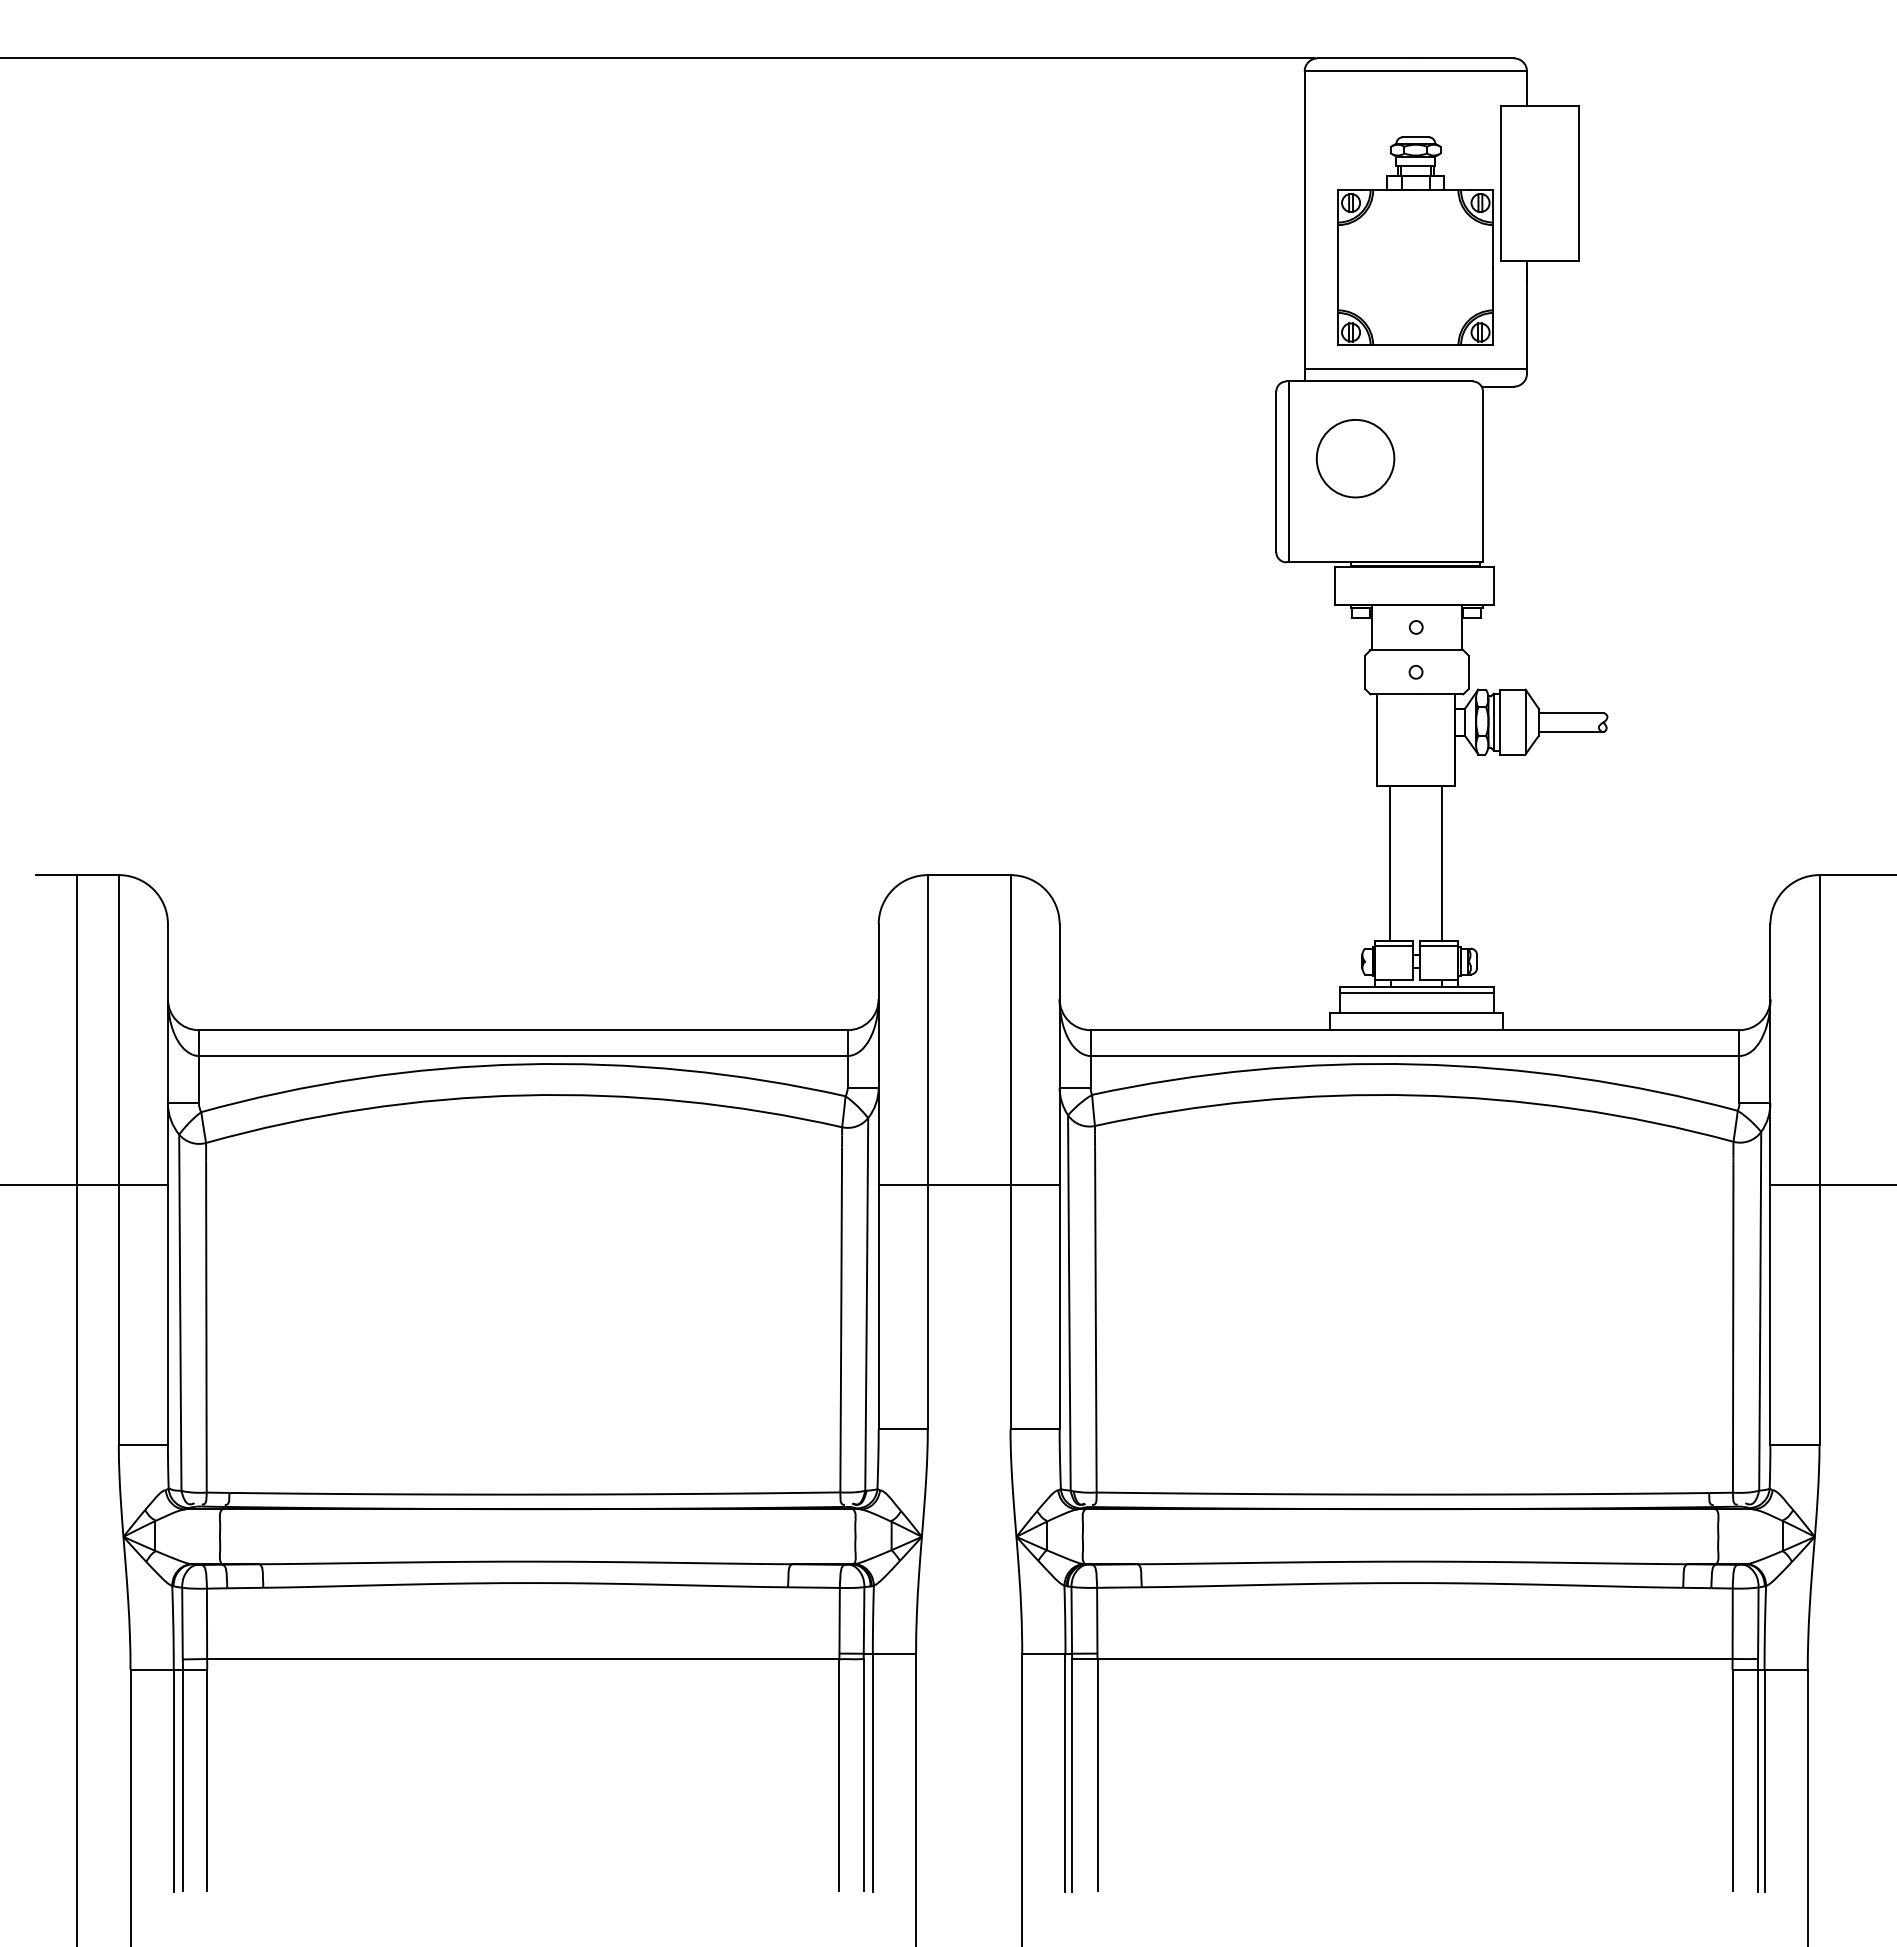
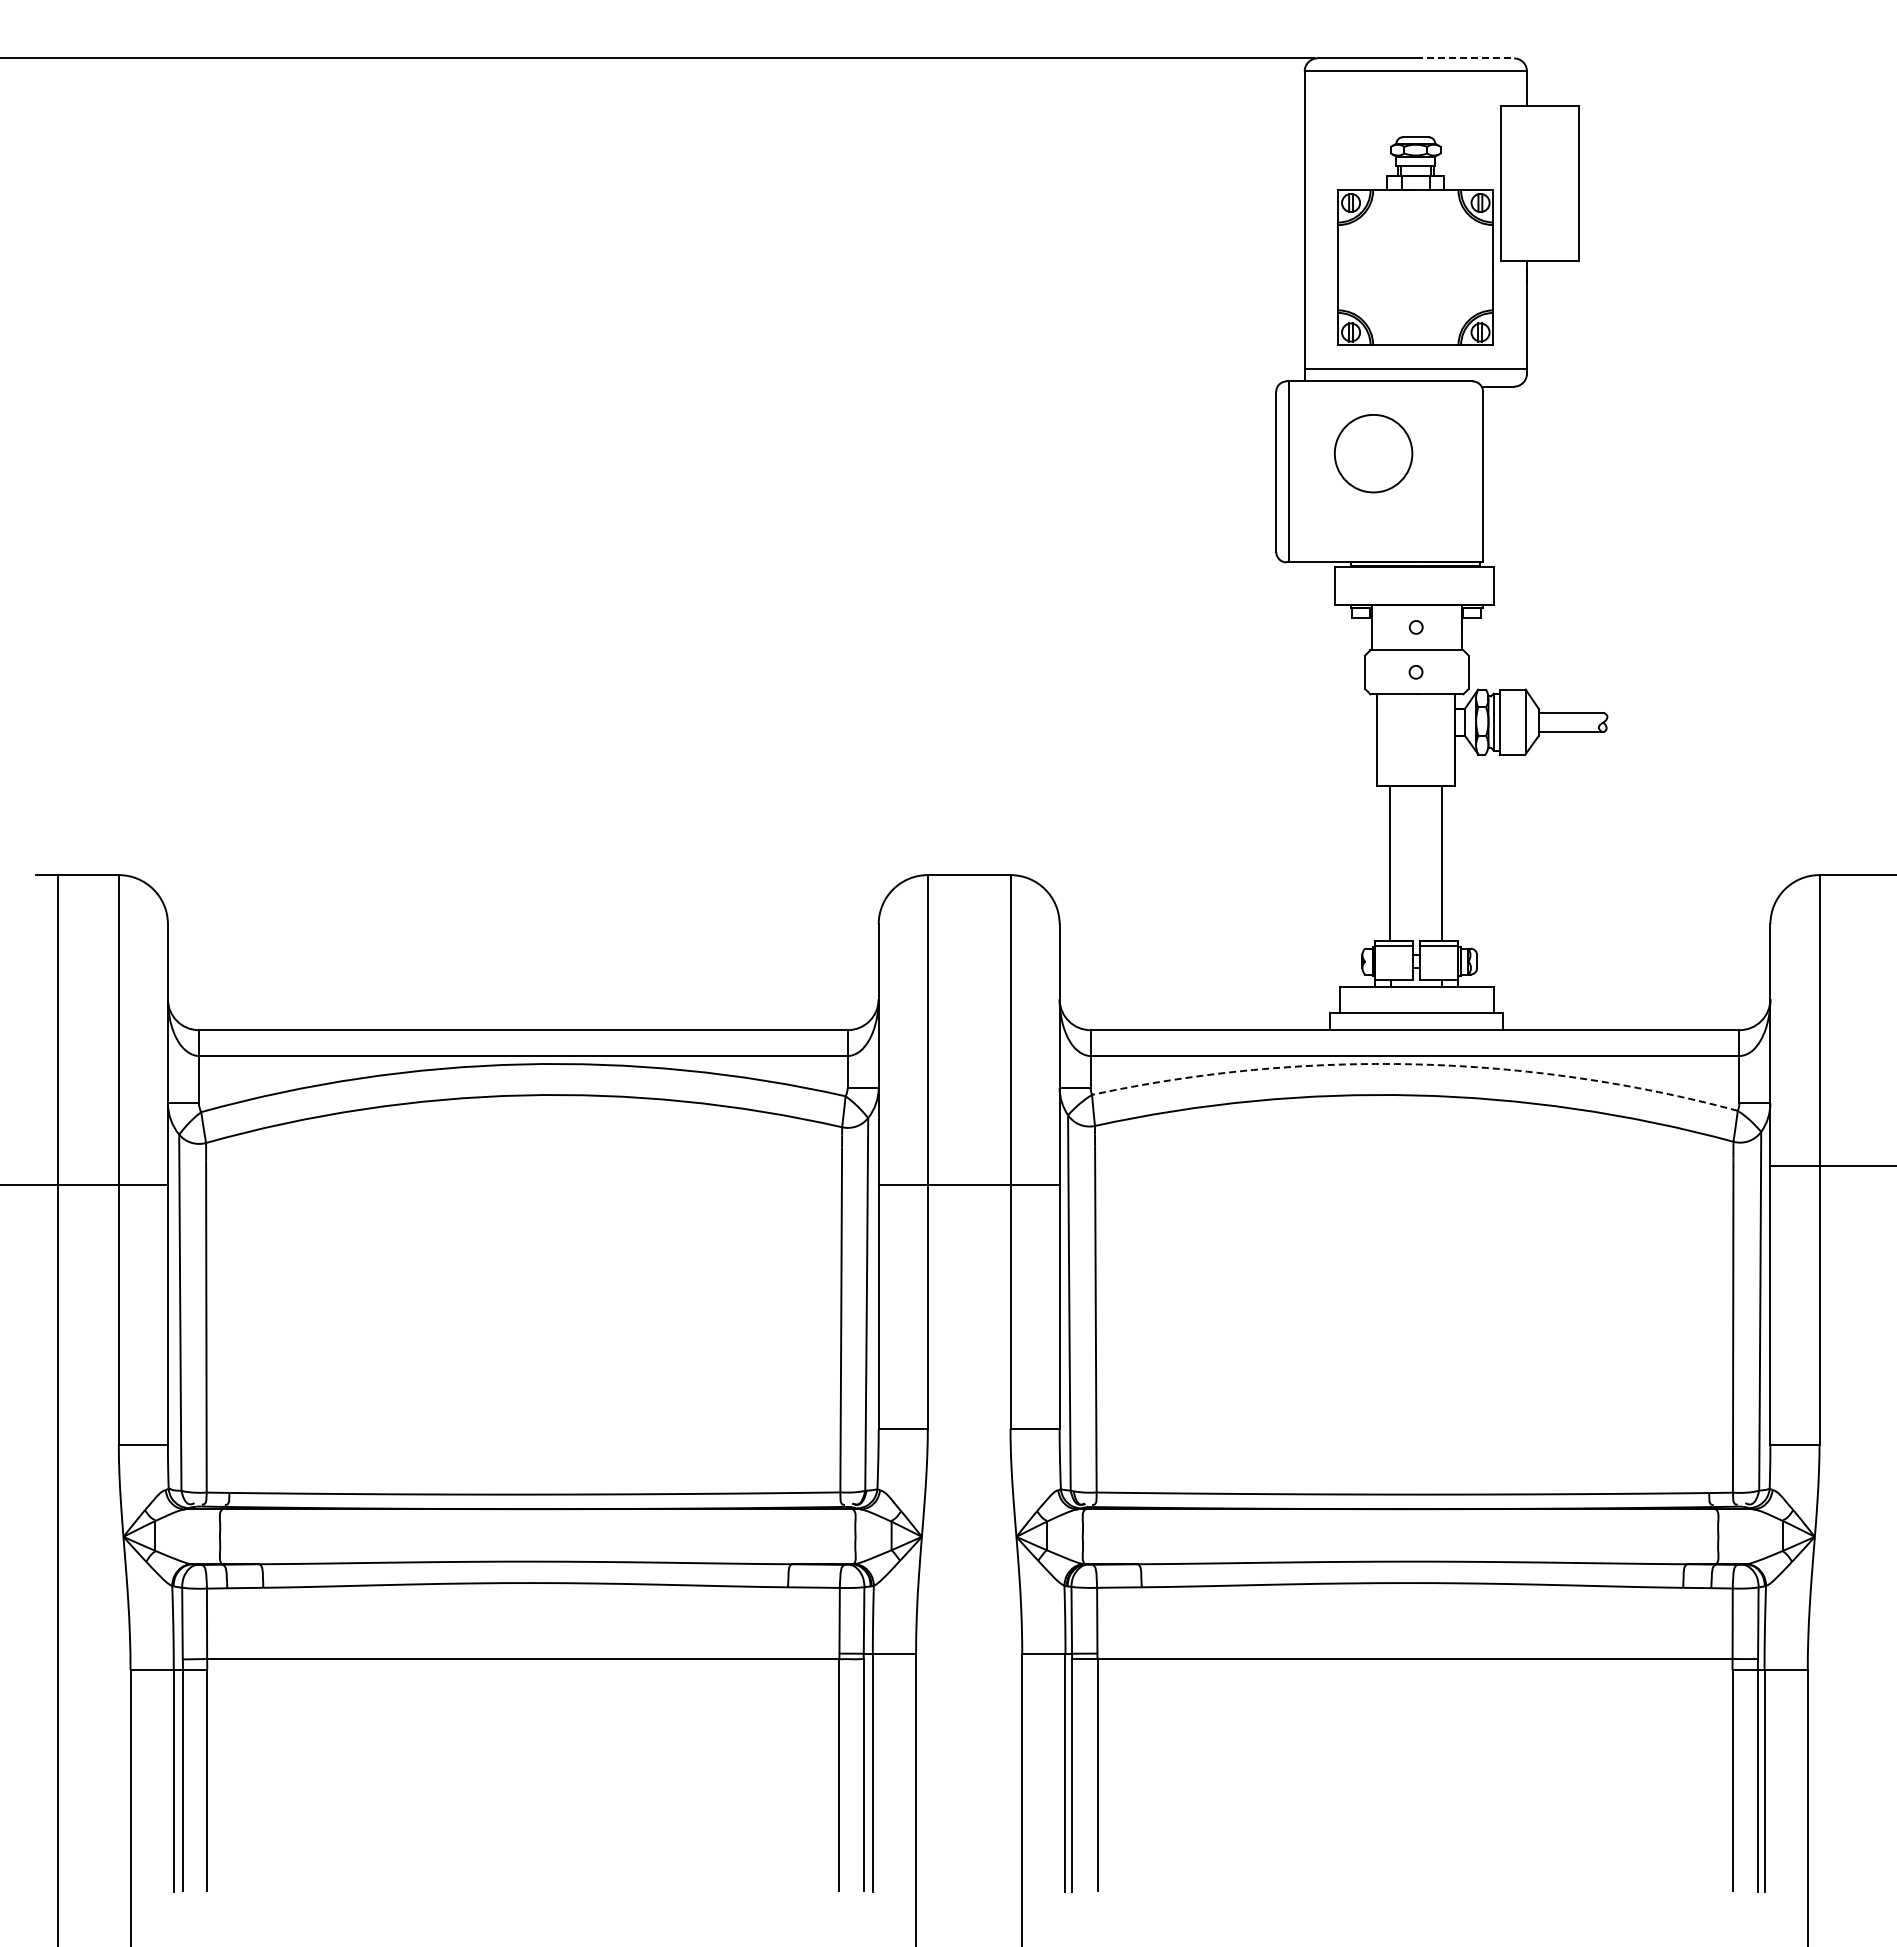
line: solid -> dashed (1465, 58)
circle position: (1355, 458) -> (1373, 453) (1373, 453)
line: present -> none (1416, 993)
arc: solid -> dashed (1415, 1064)
line position: (1831, 1185) -> (1831, 1166) (1831, 1166)
line position: (77, 1409) -> (58, 1409) (58, 1409)
